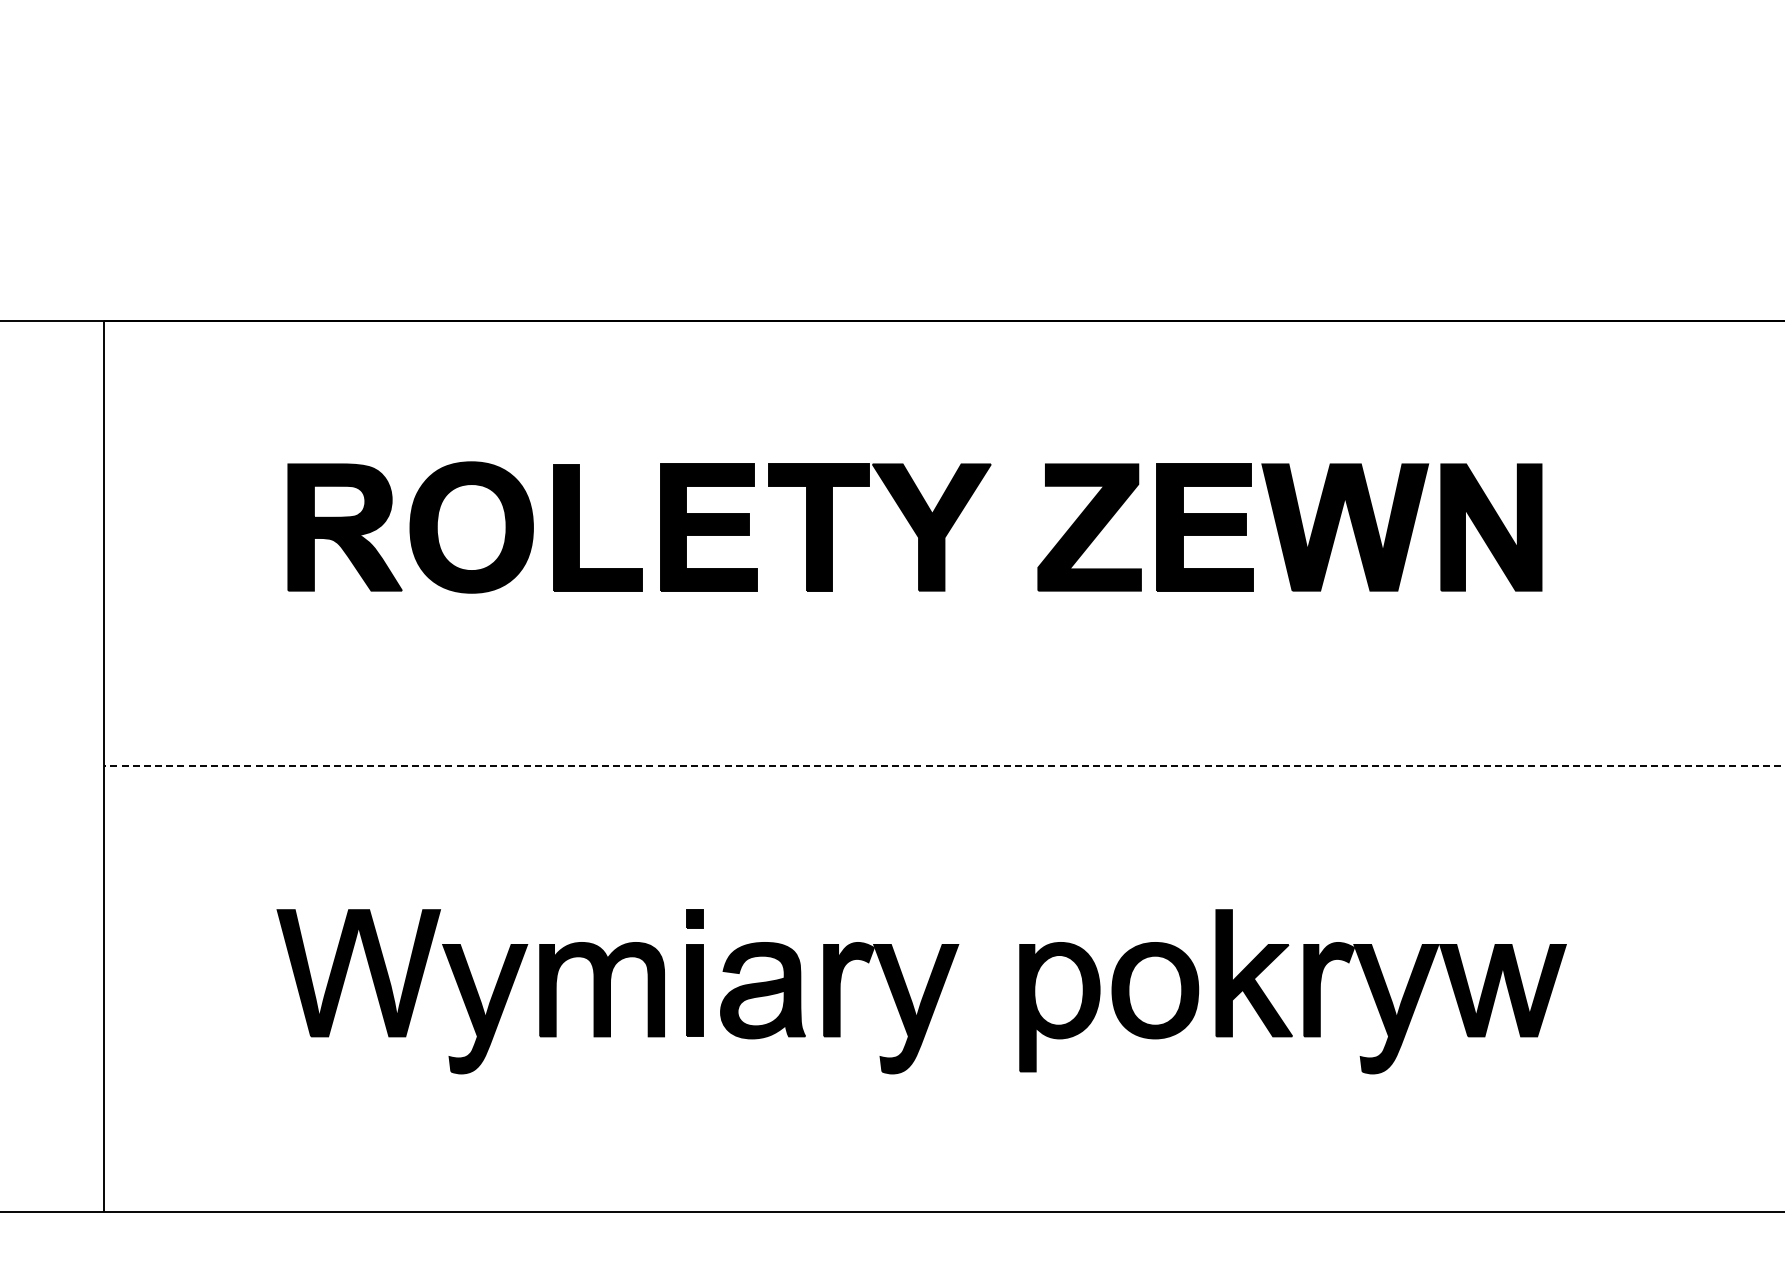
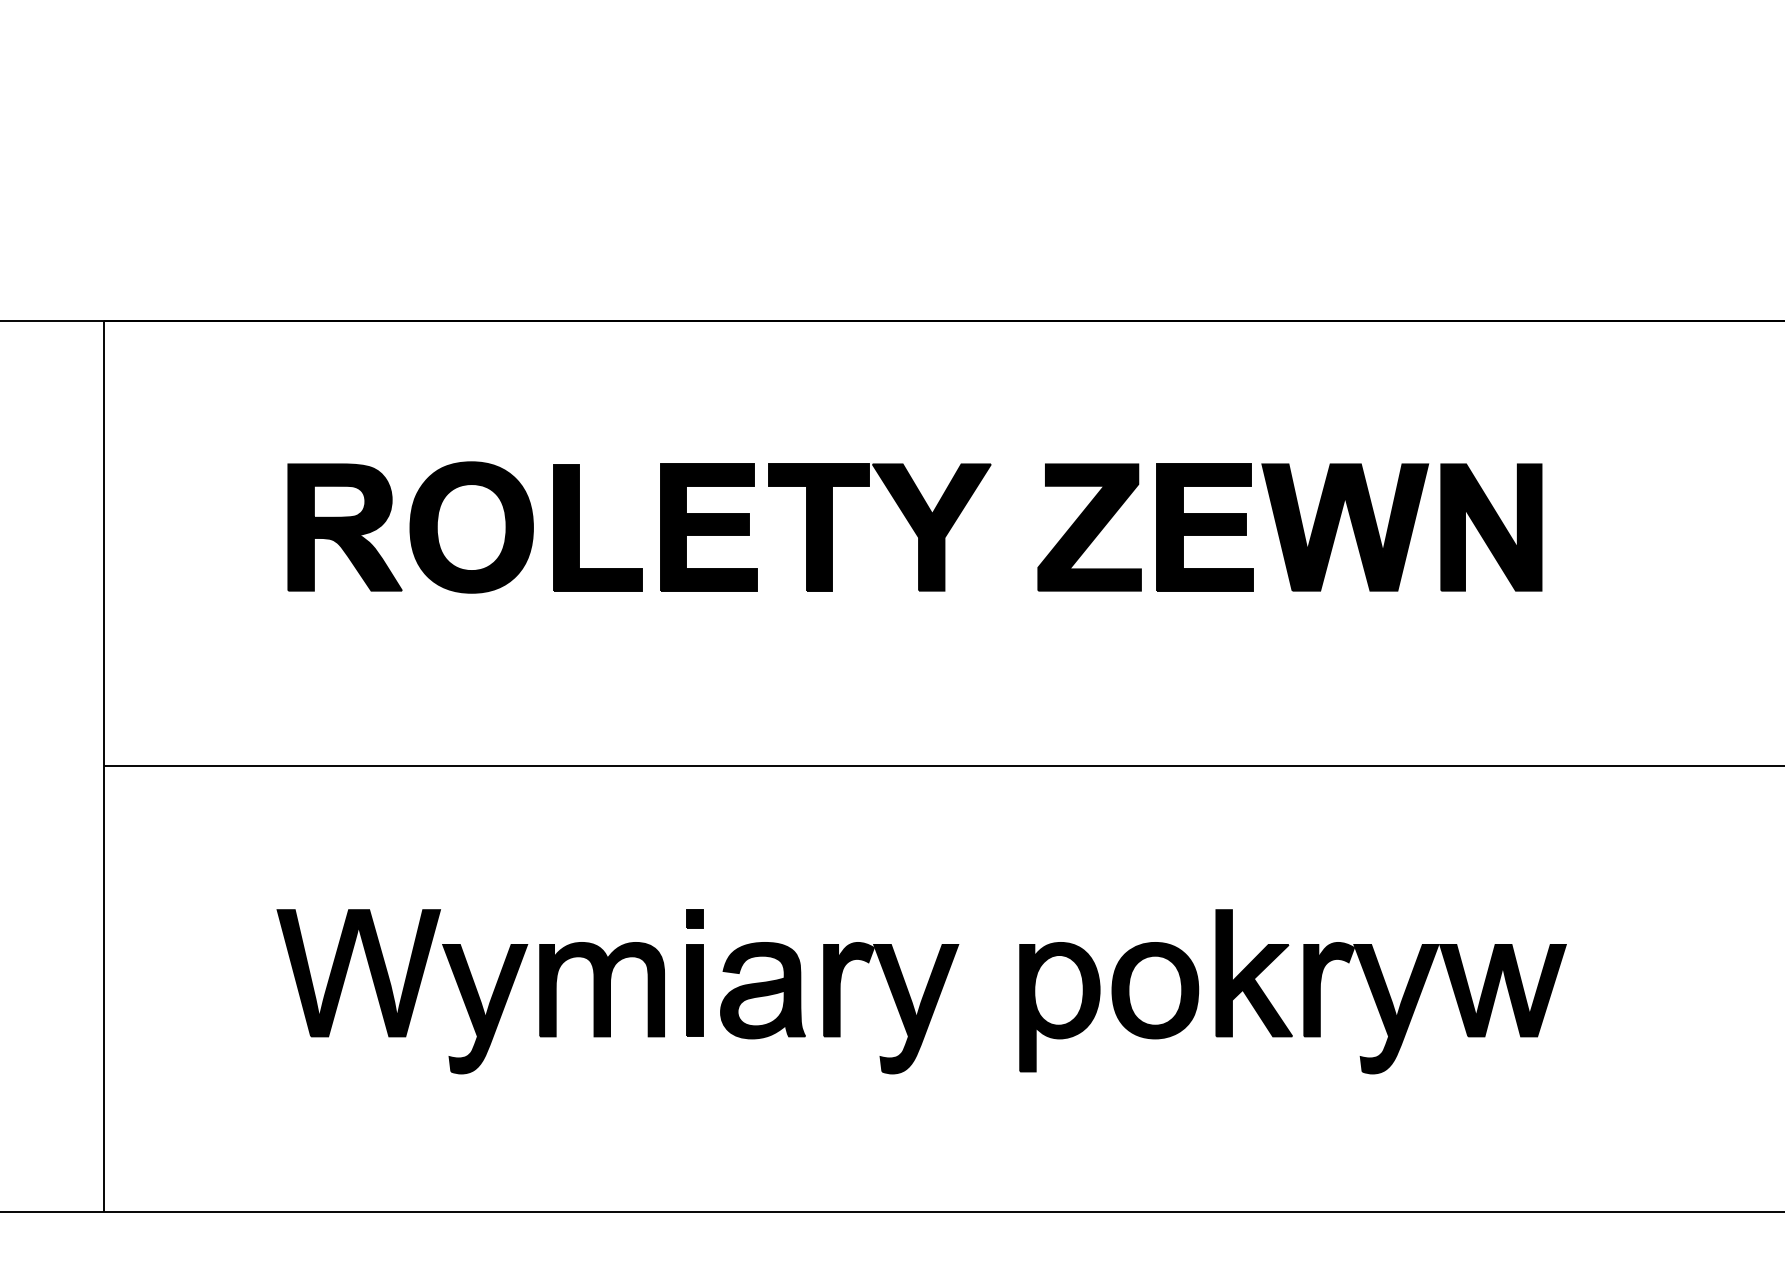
line: dashed -> solid (943, 766)
